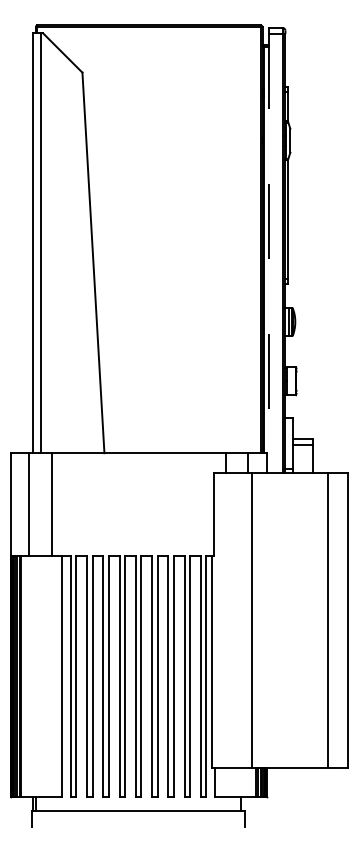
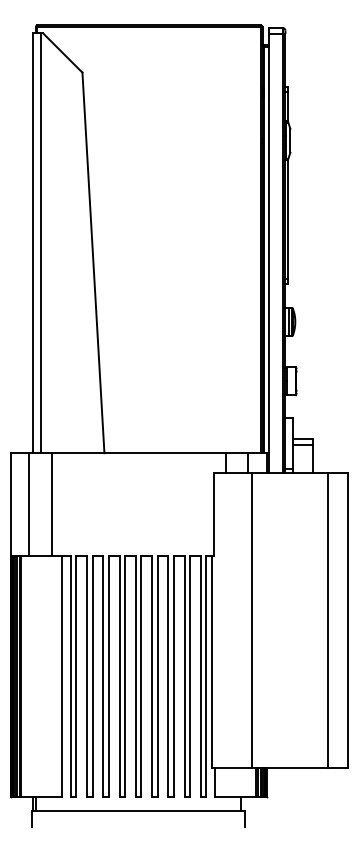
line: dashed -> solid (268, 253)
